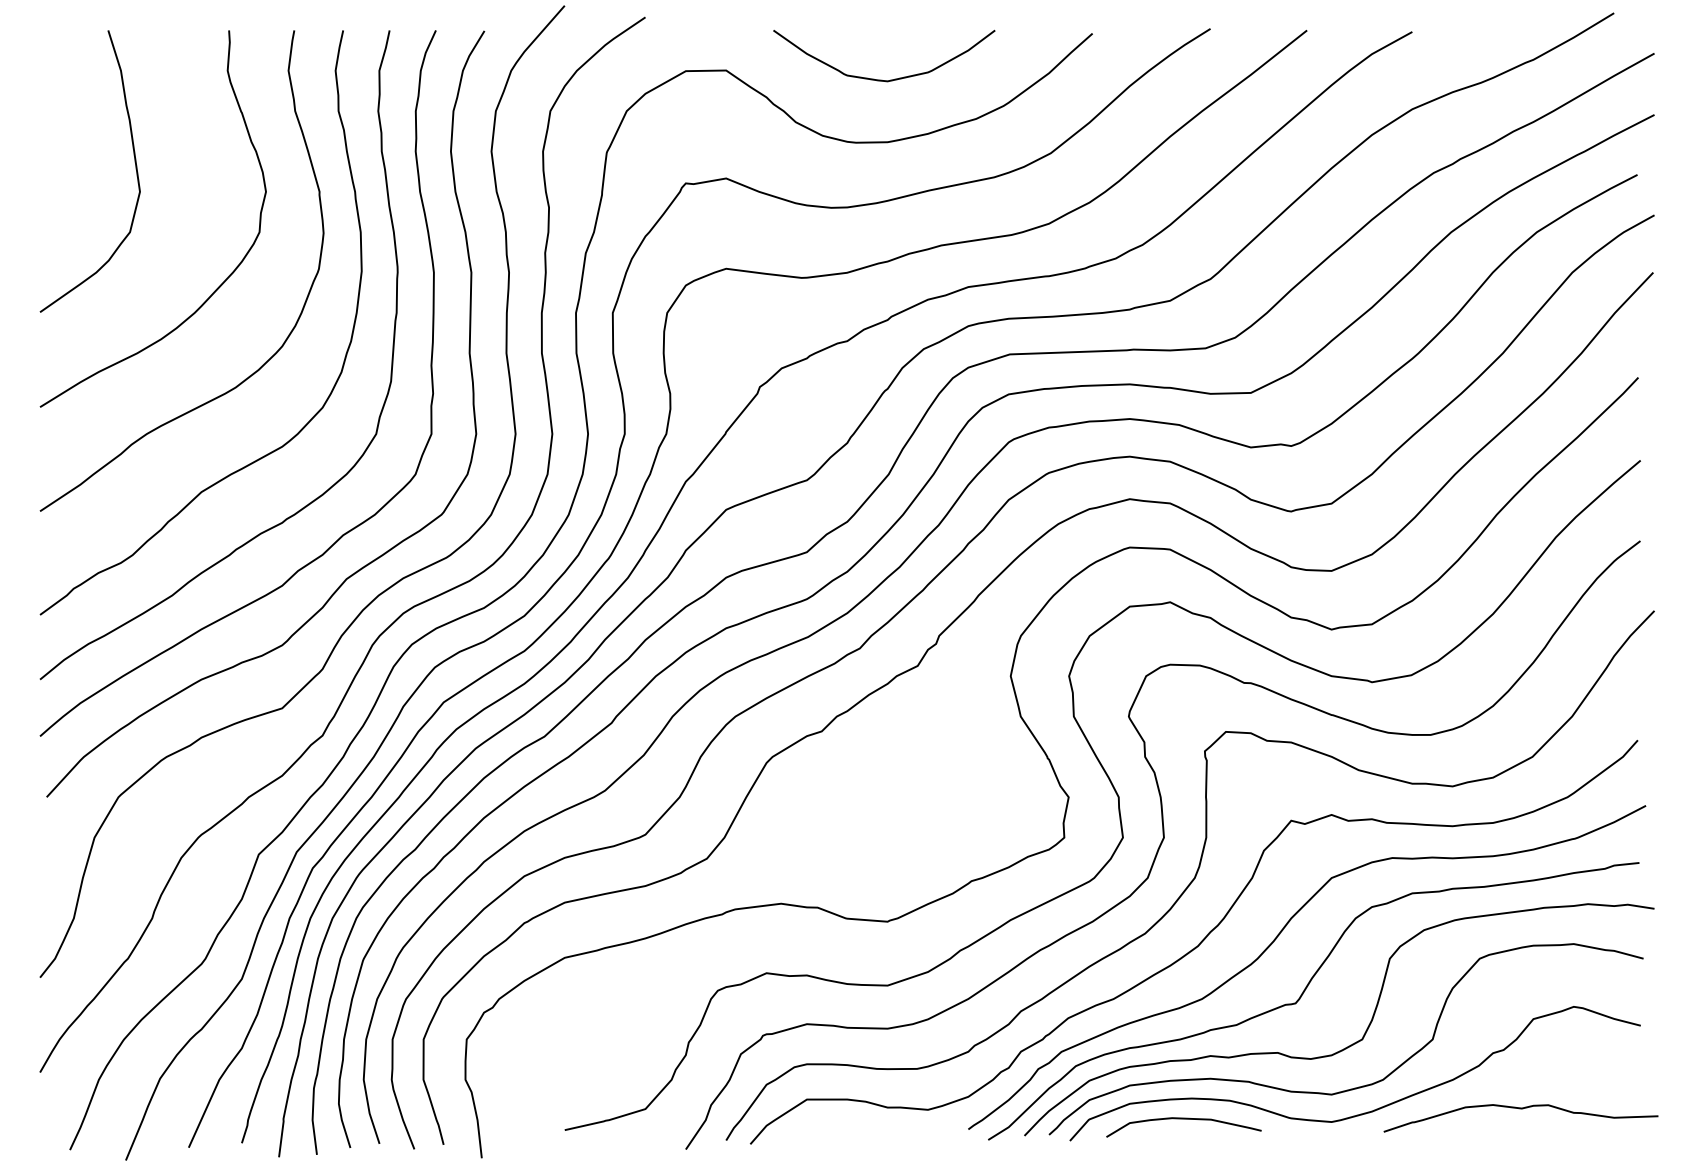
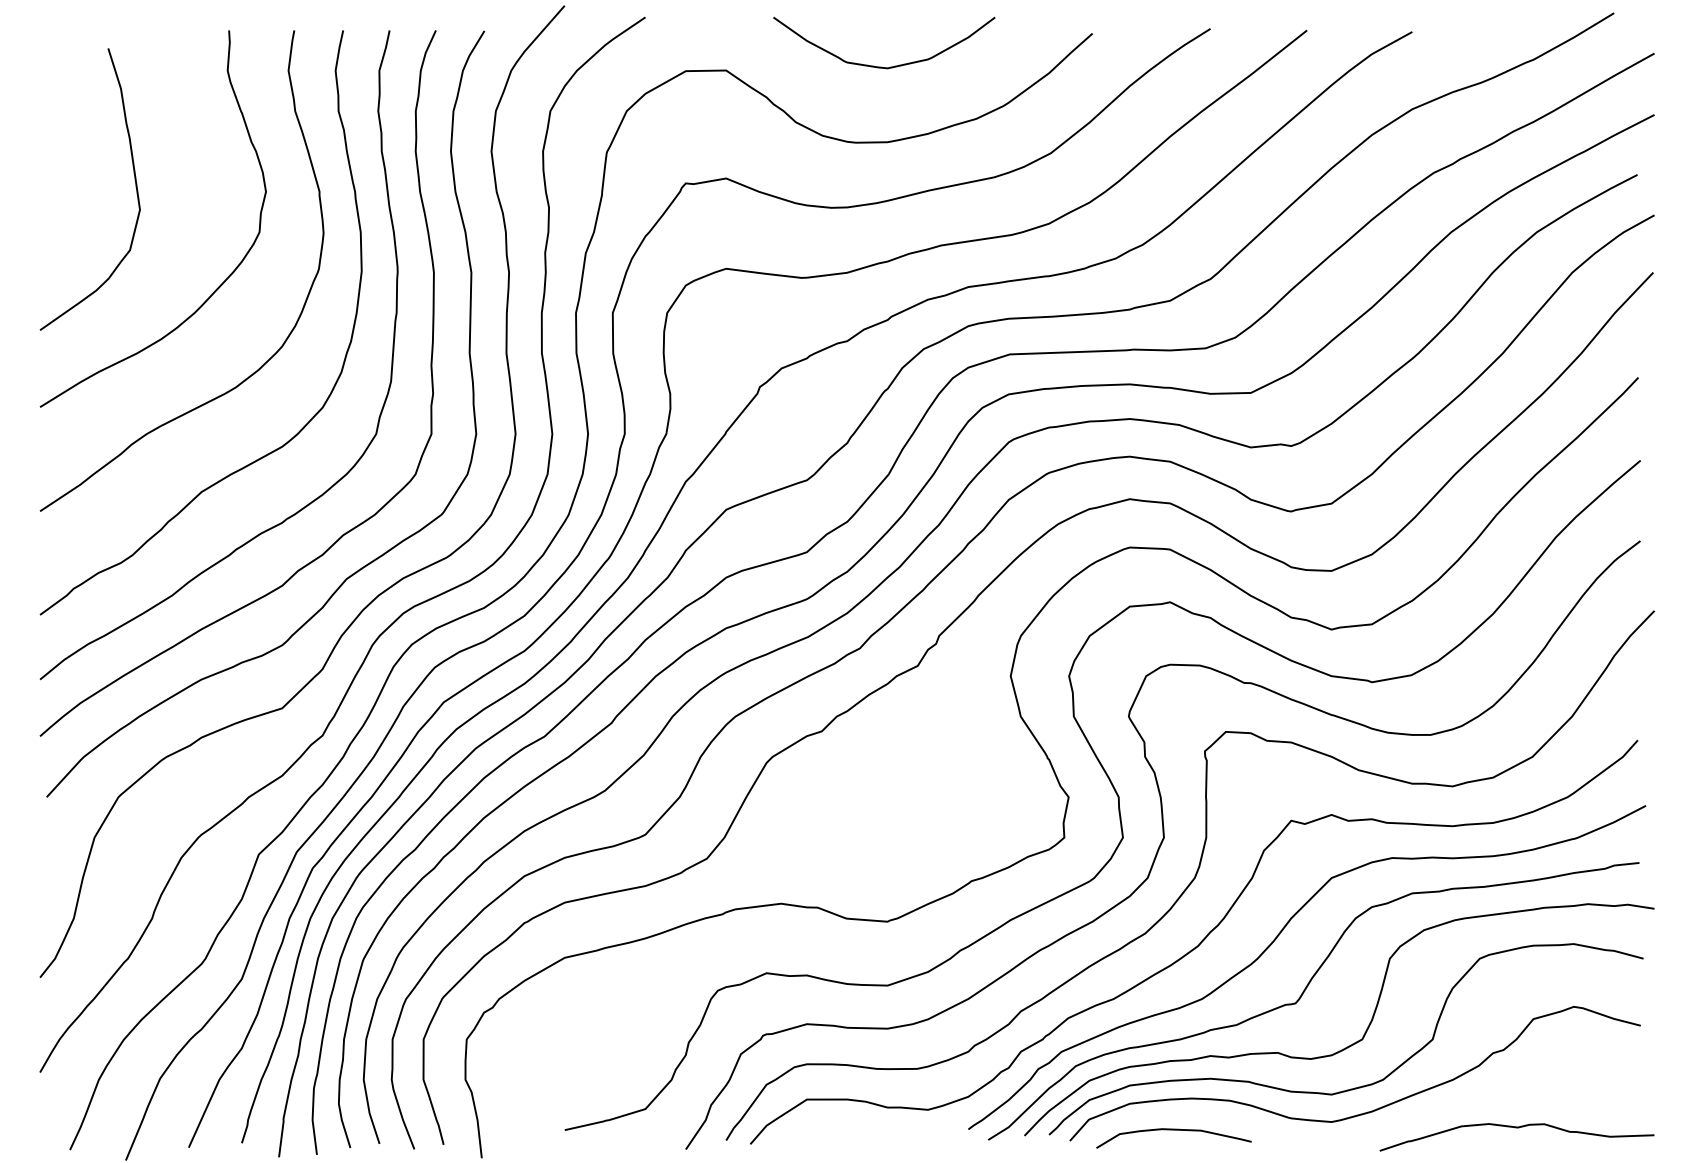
curve position: (881, 79) -> (881, 66) (881, 66)
curve position: (134, 162) -> (134, 180) (134, 180)
curve position: (1520, 1109) -> (1516, 1128) (1516, 1128)
curve position: (1183, 1119) -> (1173, 1130) (1173, 1130)
